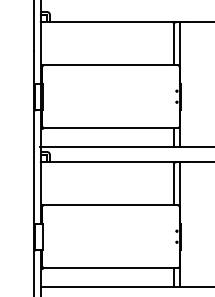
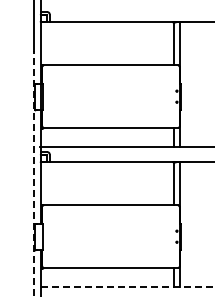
line: solid -> dashed (33, 174)
line: solid -> dashed (127, 287)
